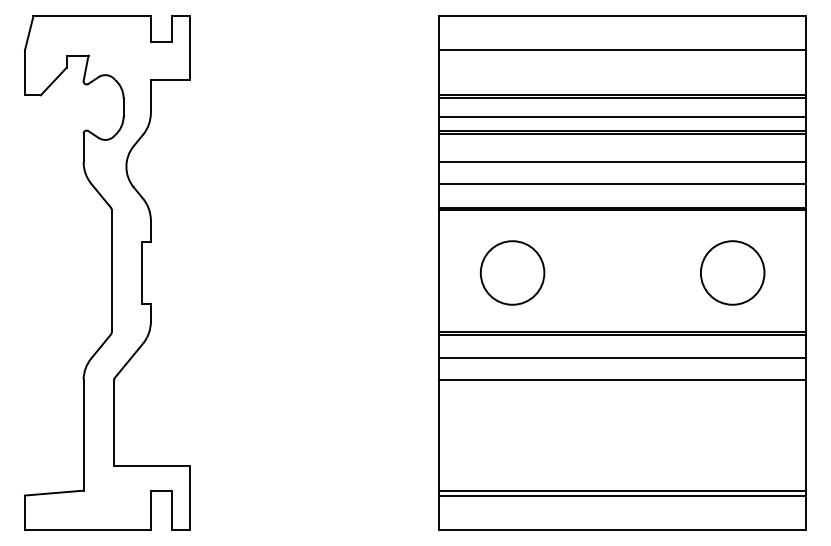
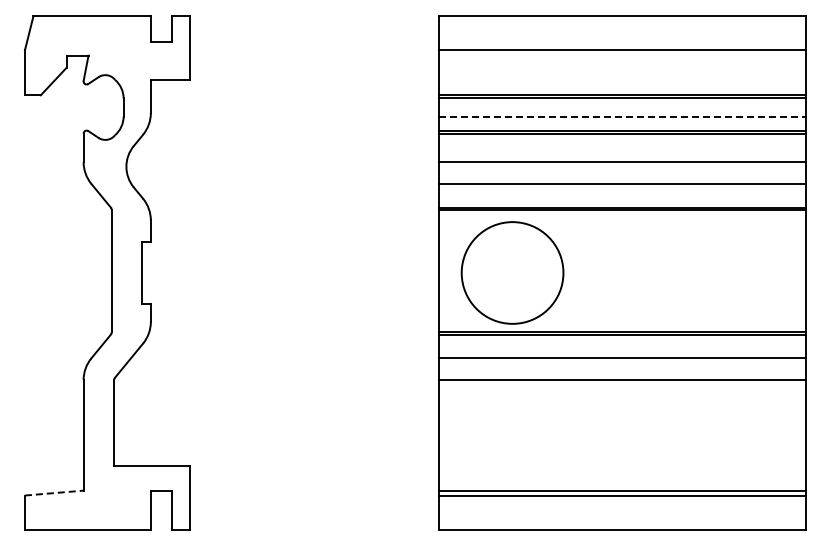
line: solid -> dashed (623, 116)
circle diameter: 64 px -> 102 px (512, 272)
circle: present -> none (732, 272)
line: solid -> dashed (54, 493)
